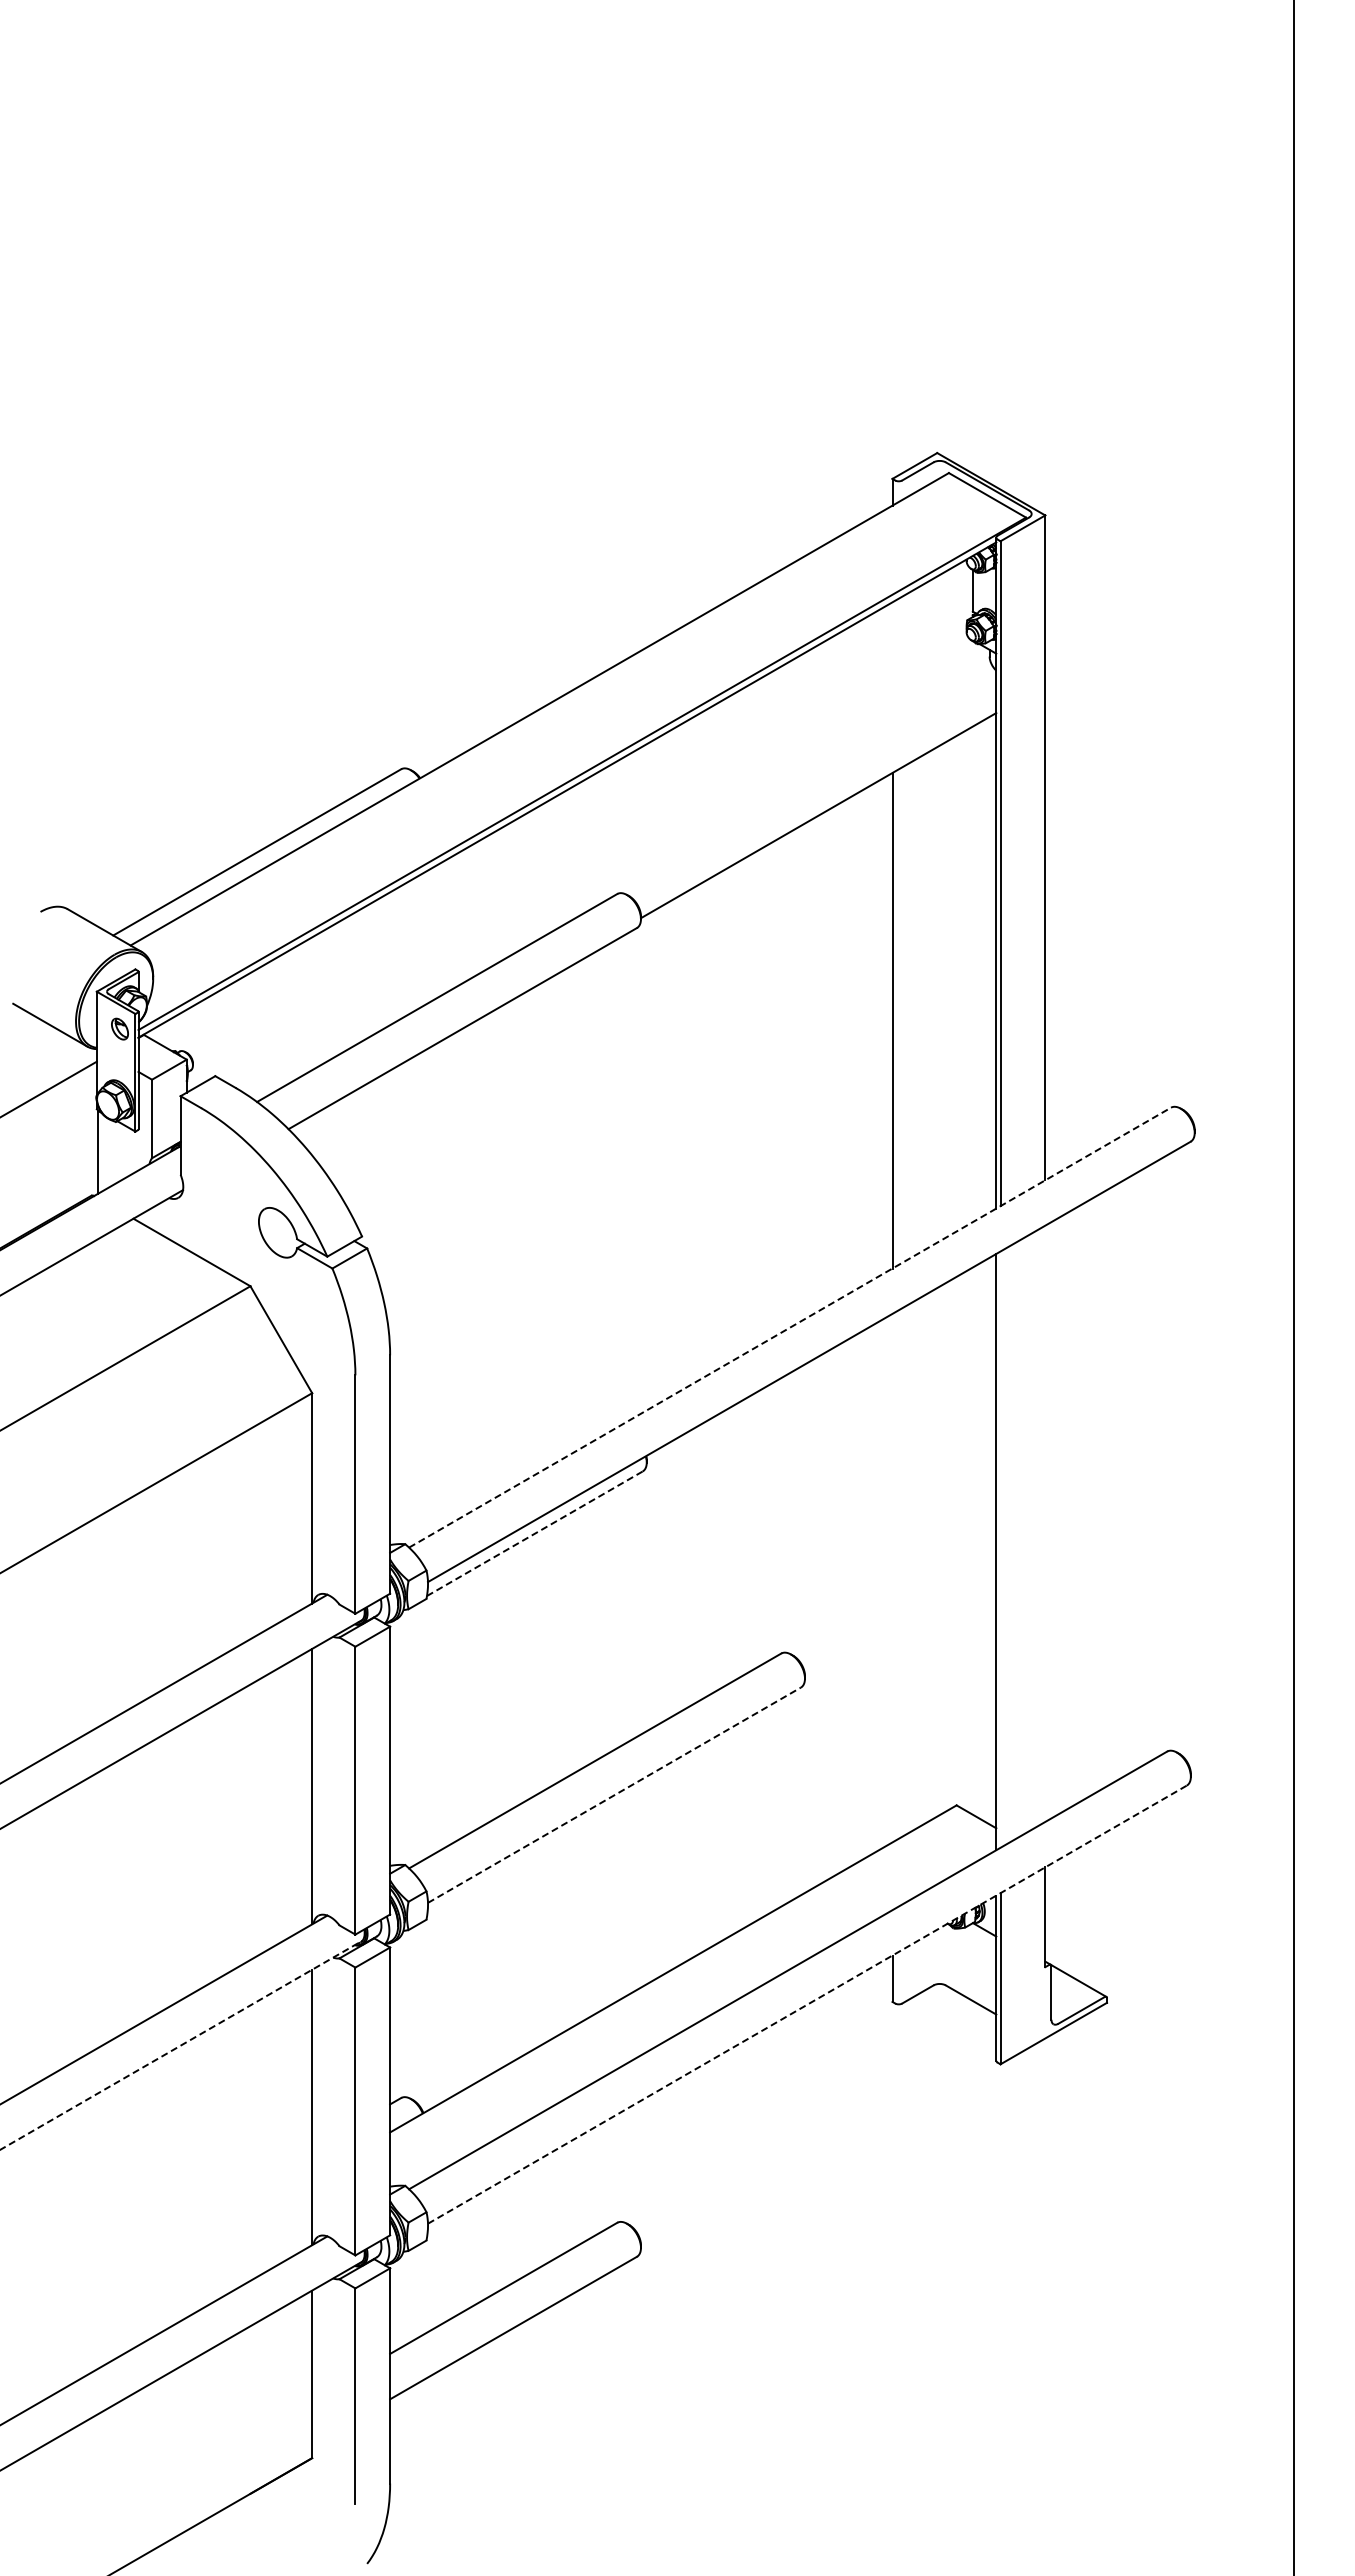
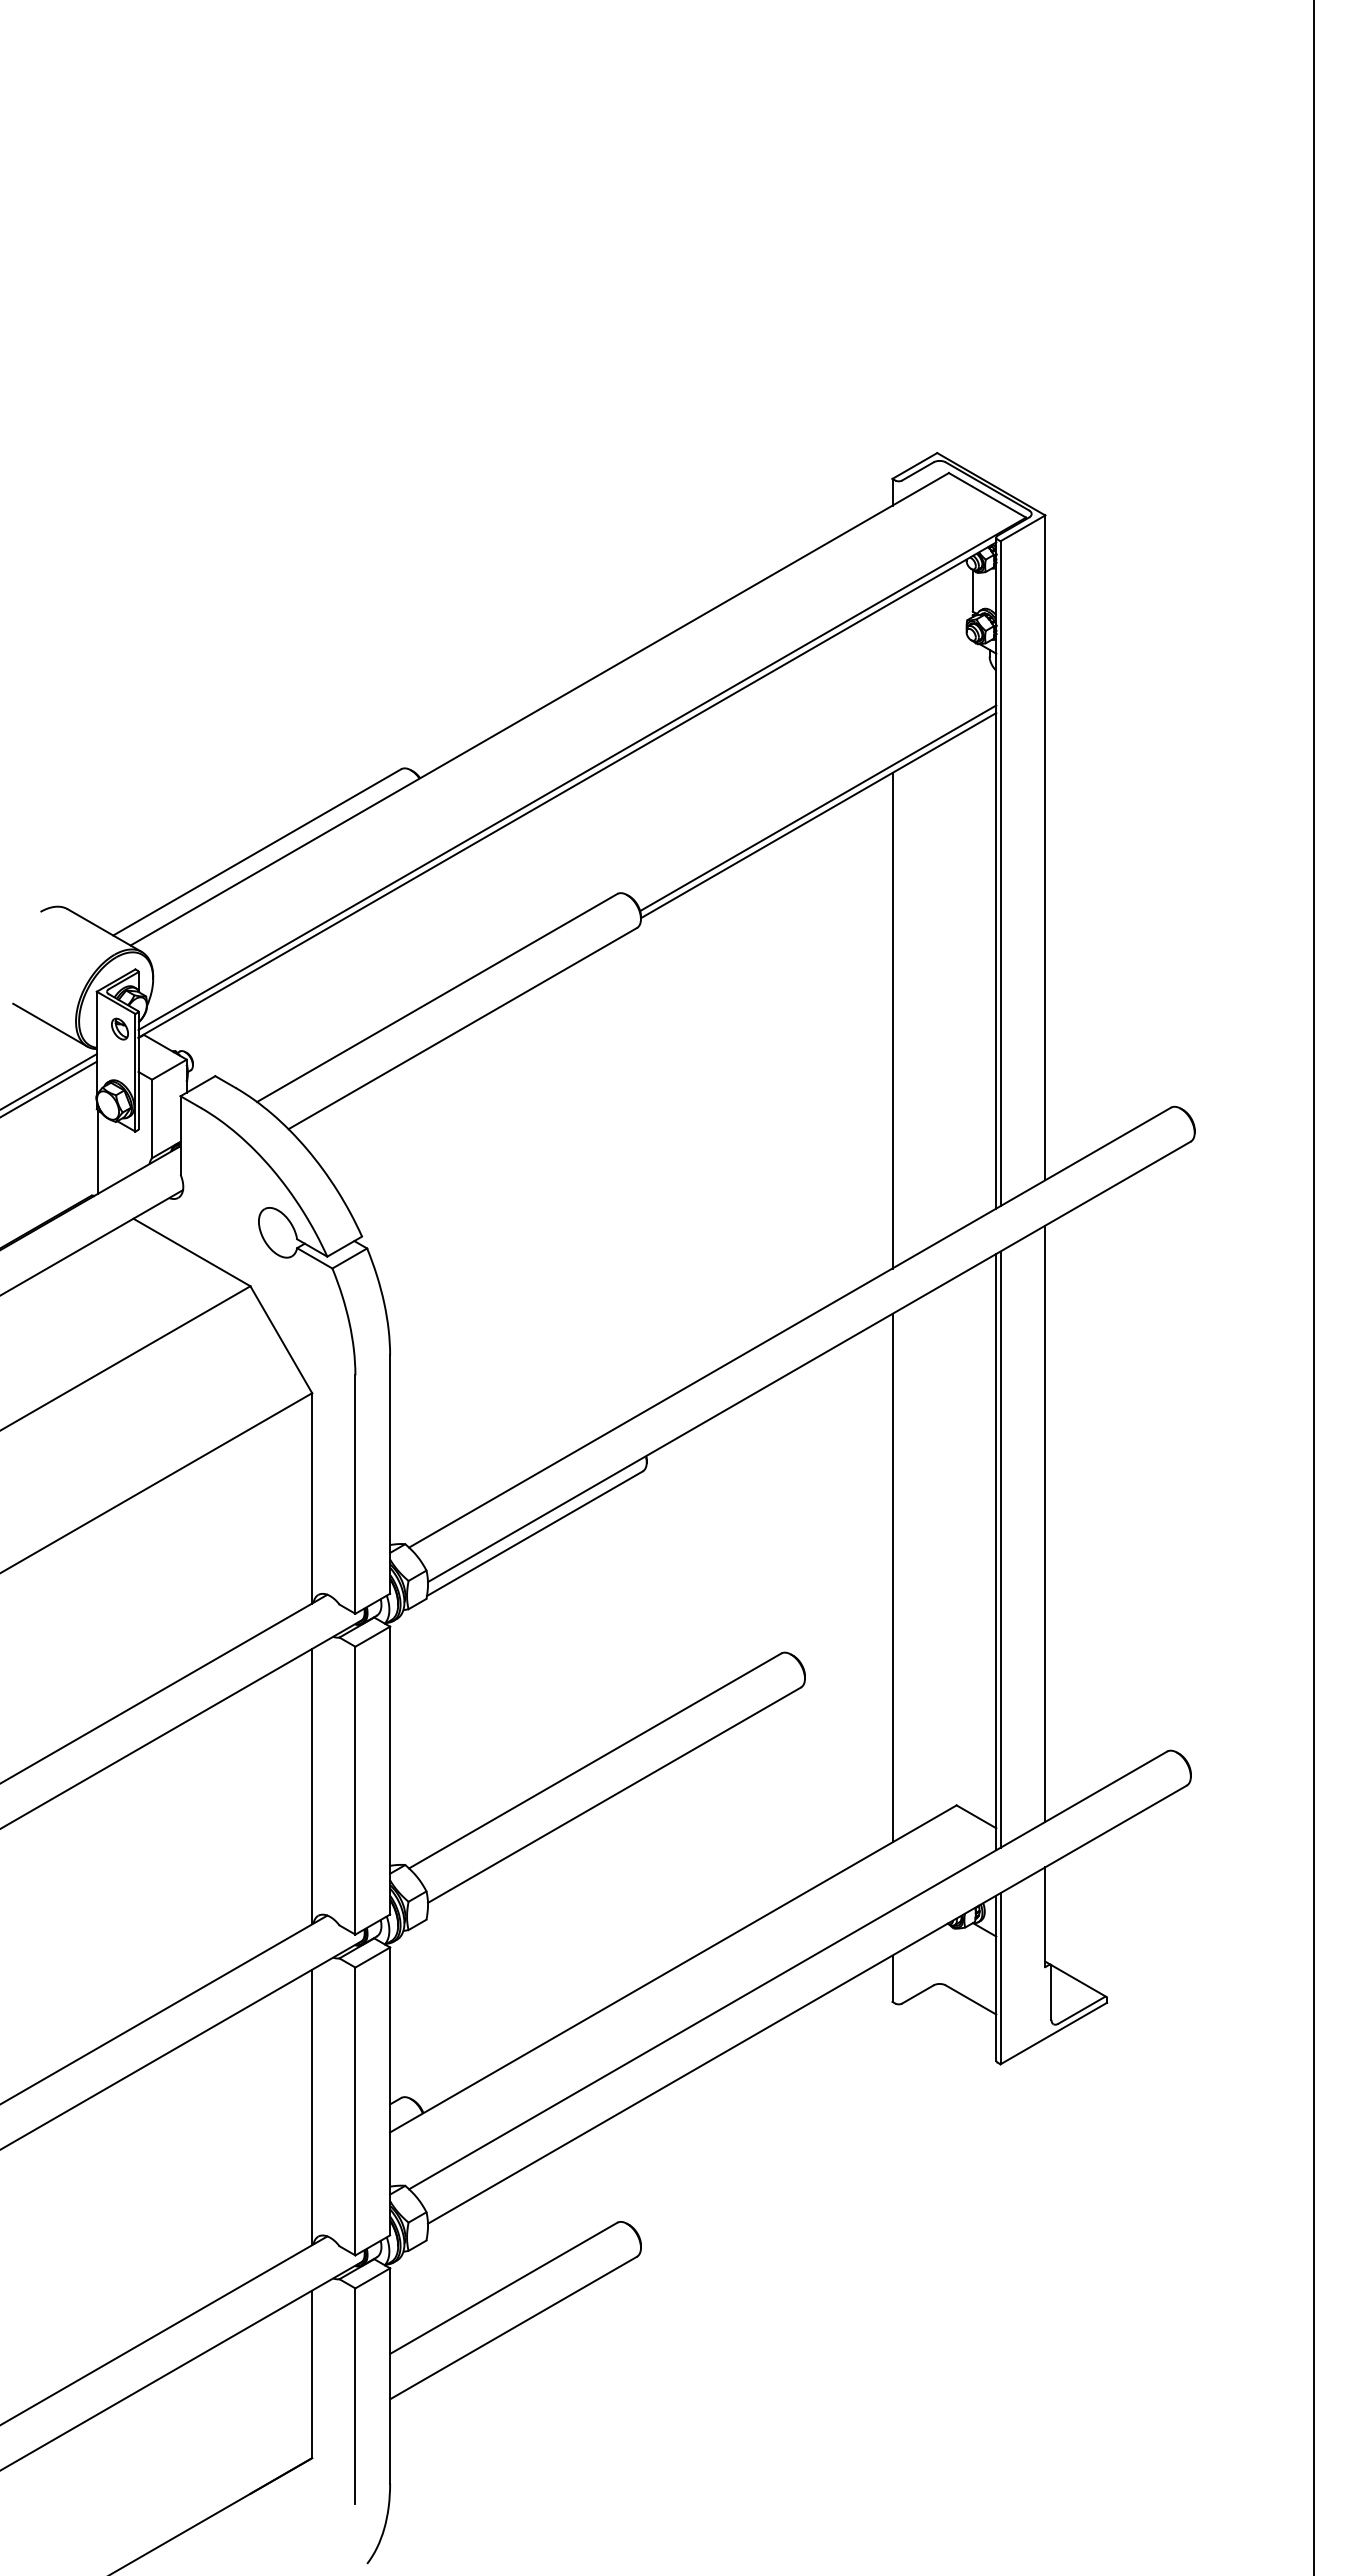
line: none -> present (818, 808)
line: none -> present (49, 1081)
line position: (1294, 1287) -> (1314, 1287) (1314, 1287)
line: dashed -> solid (790, 1327)
line: none -> present (1045, 1523)
line: dashed -> solid (534, 1533)
line: none -> present (1000, 1549)
line: none -> present (892, 1577)
line: dashed -> solid (614, 1795)
line: dashed -> solid (807, 2004)
line: dashed -> solid (181, 2045)
